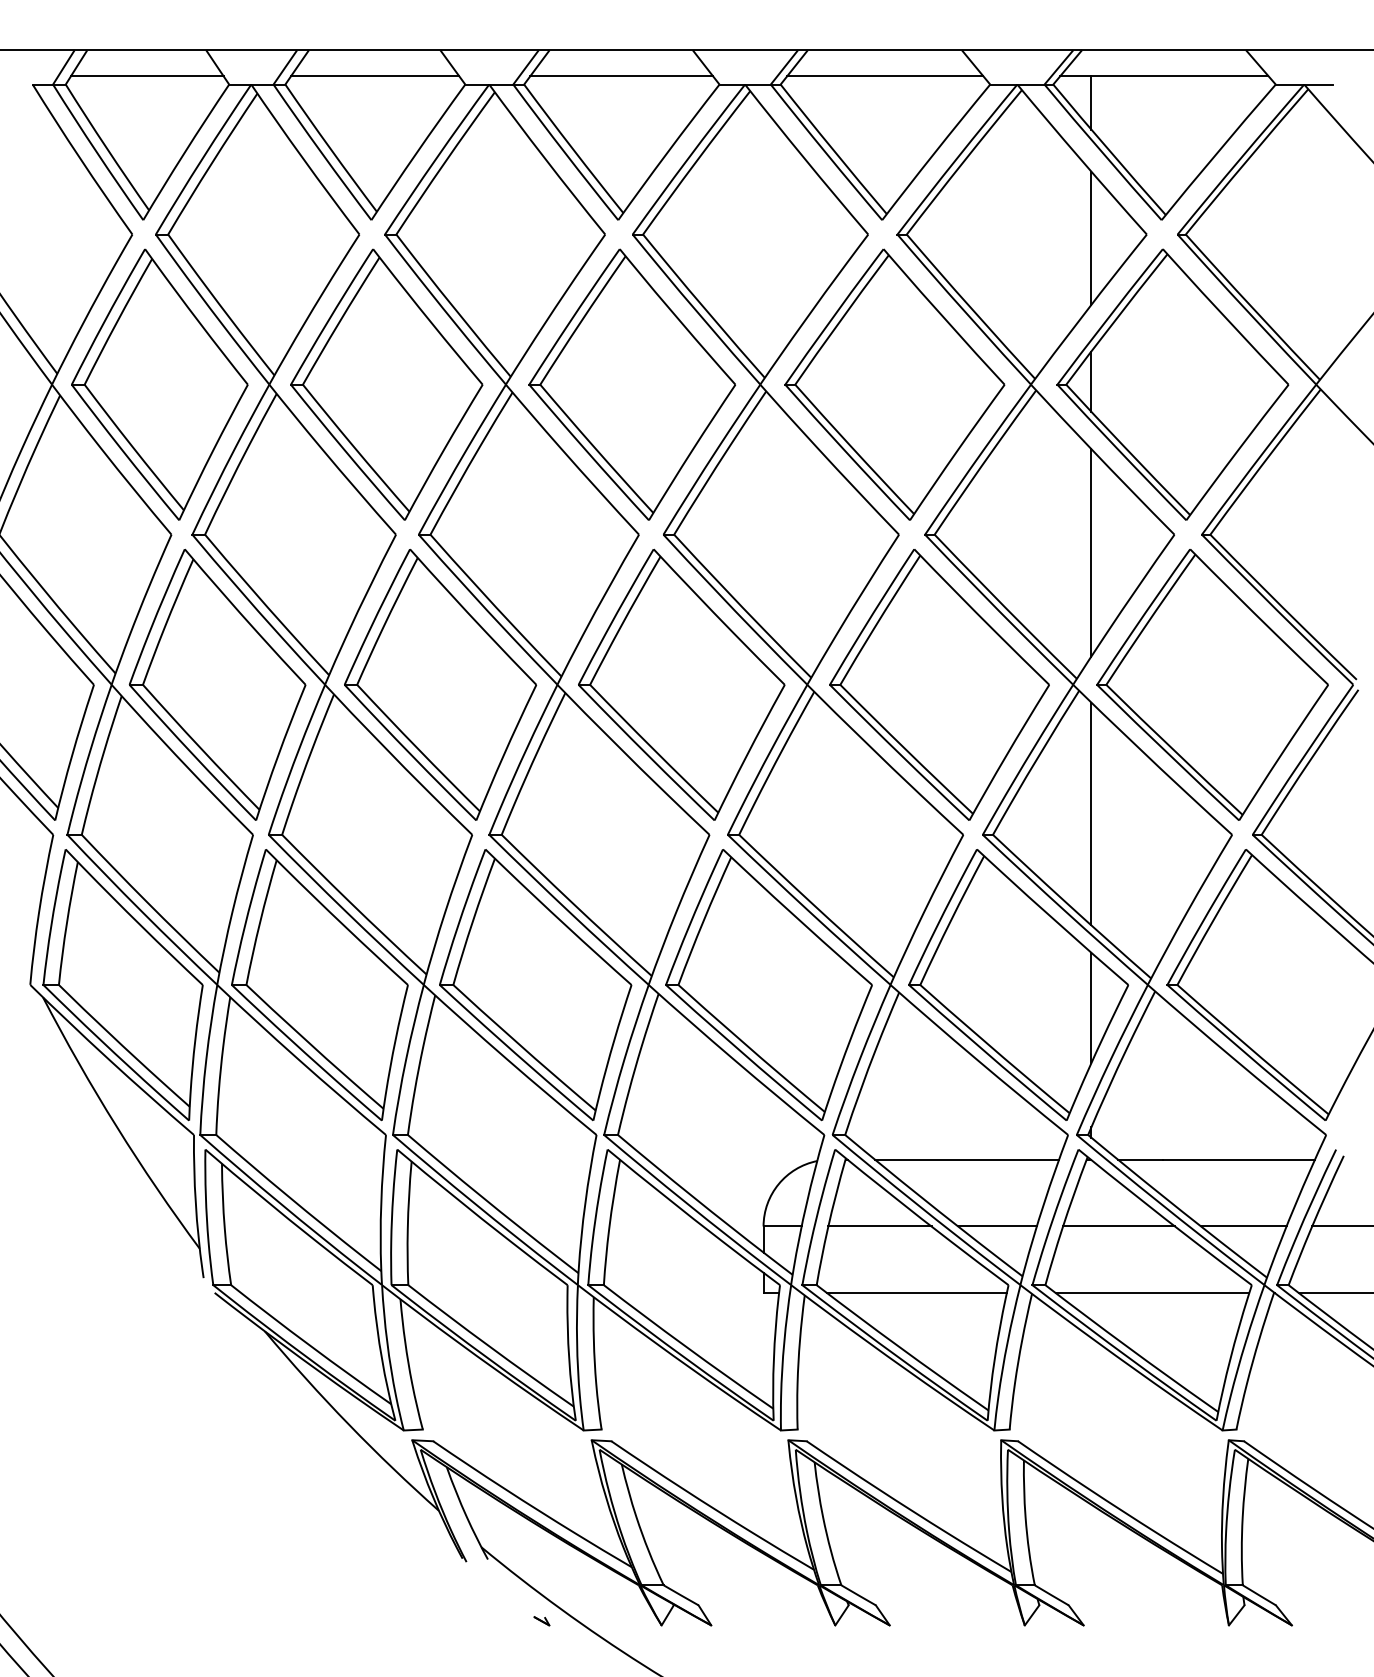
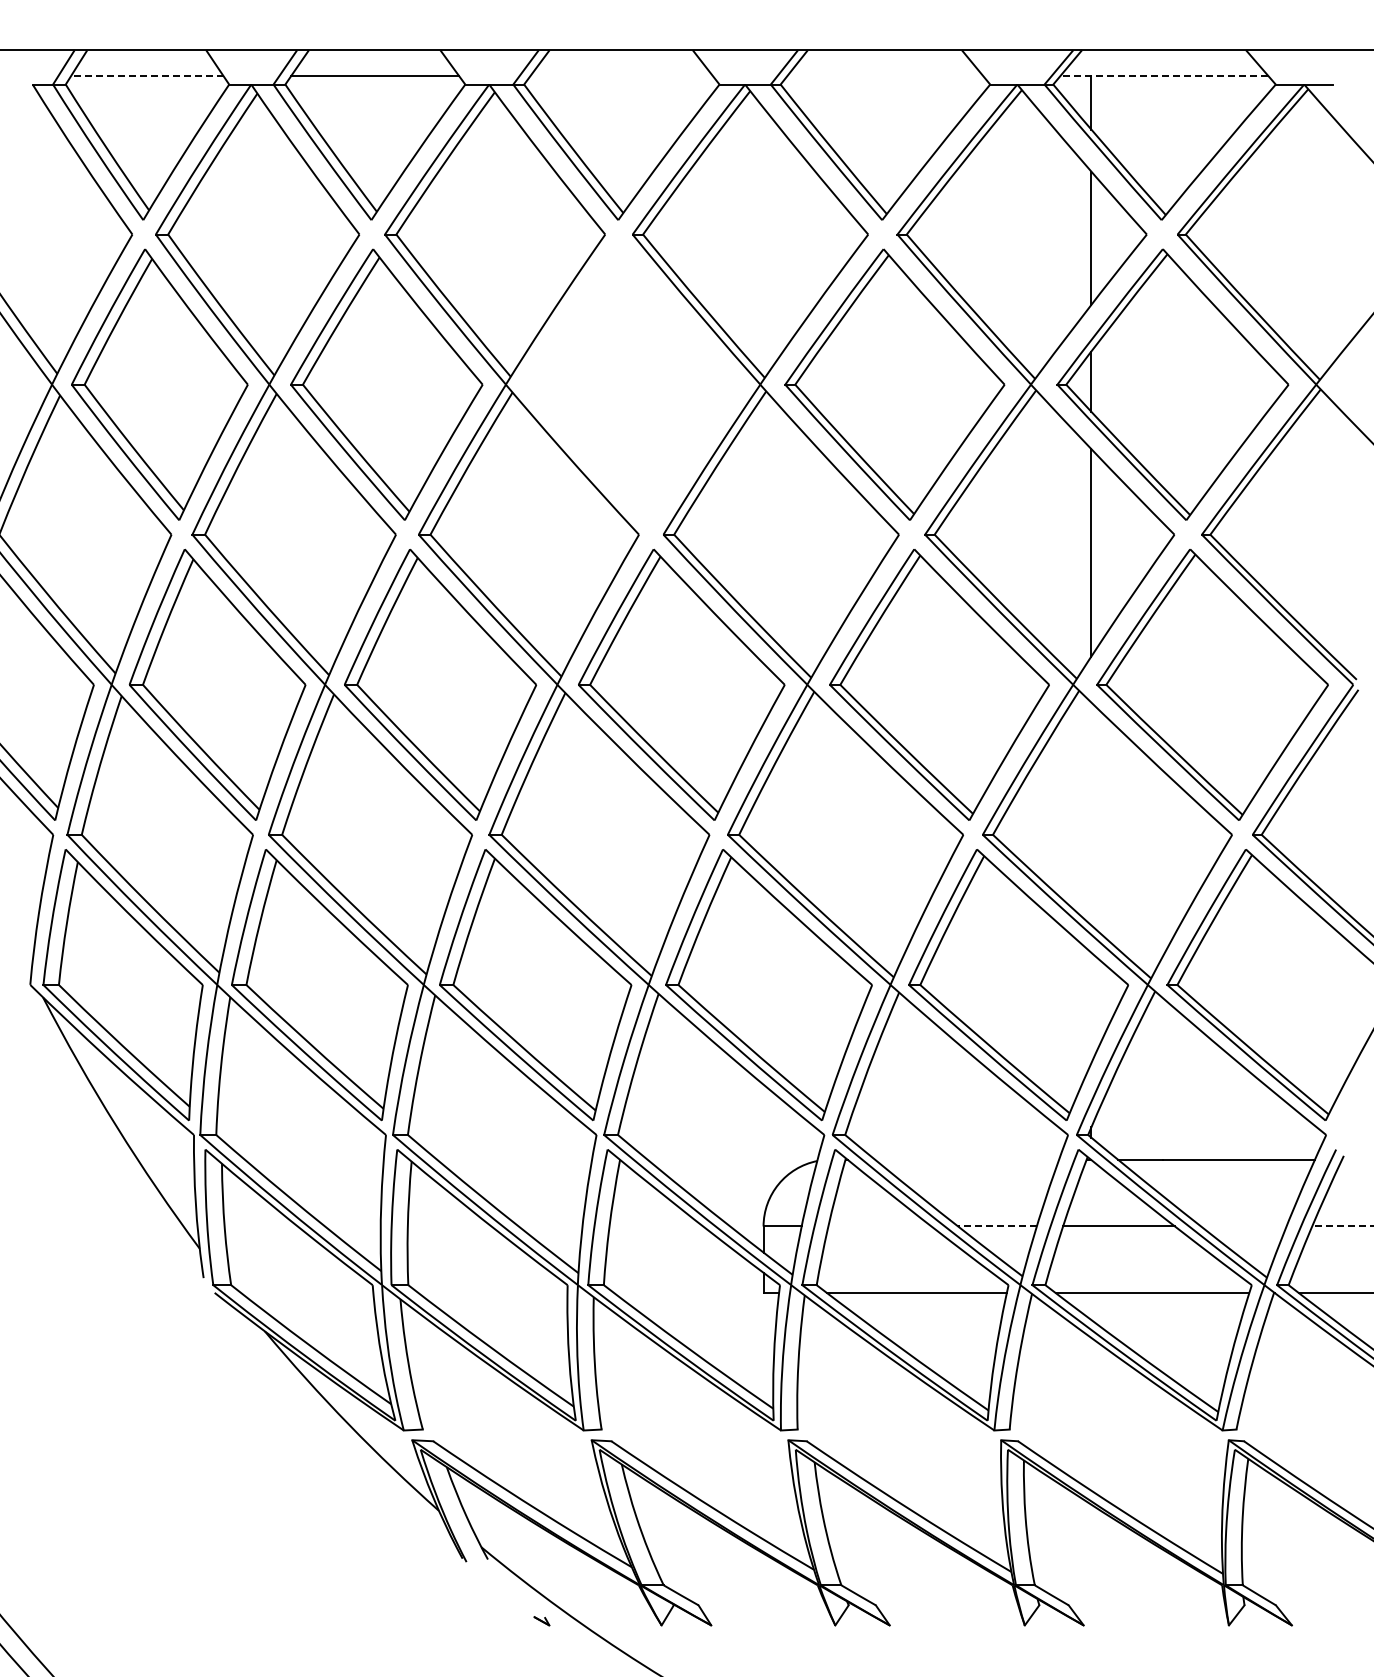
line: solid -> dashed (146, 76)
line: present -> none (621, 76)
line: present -> none (885, 76)
line: solid -> dashed (1163, 76)
part: present -> none (631, 384)
line: present -> none (1091, 813)
line: present -> none (1091, 1007)
line: present -> none (967, 1159)
line: present -> none (879, 1226)
line: solid -> dashed (996, 1226)
line: present -> none (1243, 1226)
line: solid -> dashed (1342, 1226)
